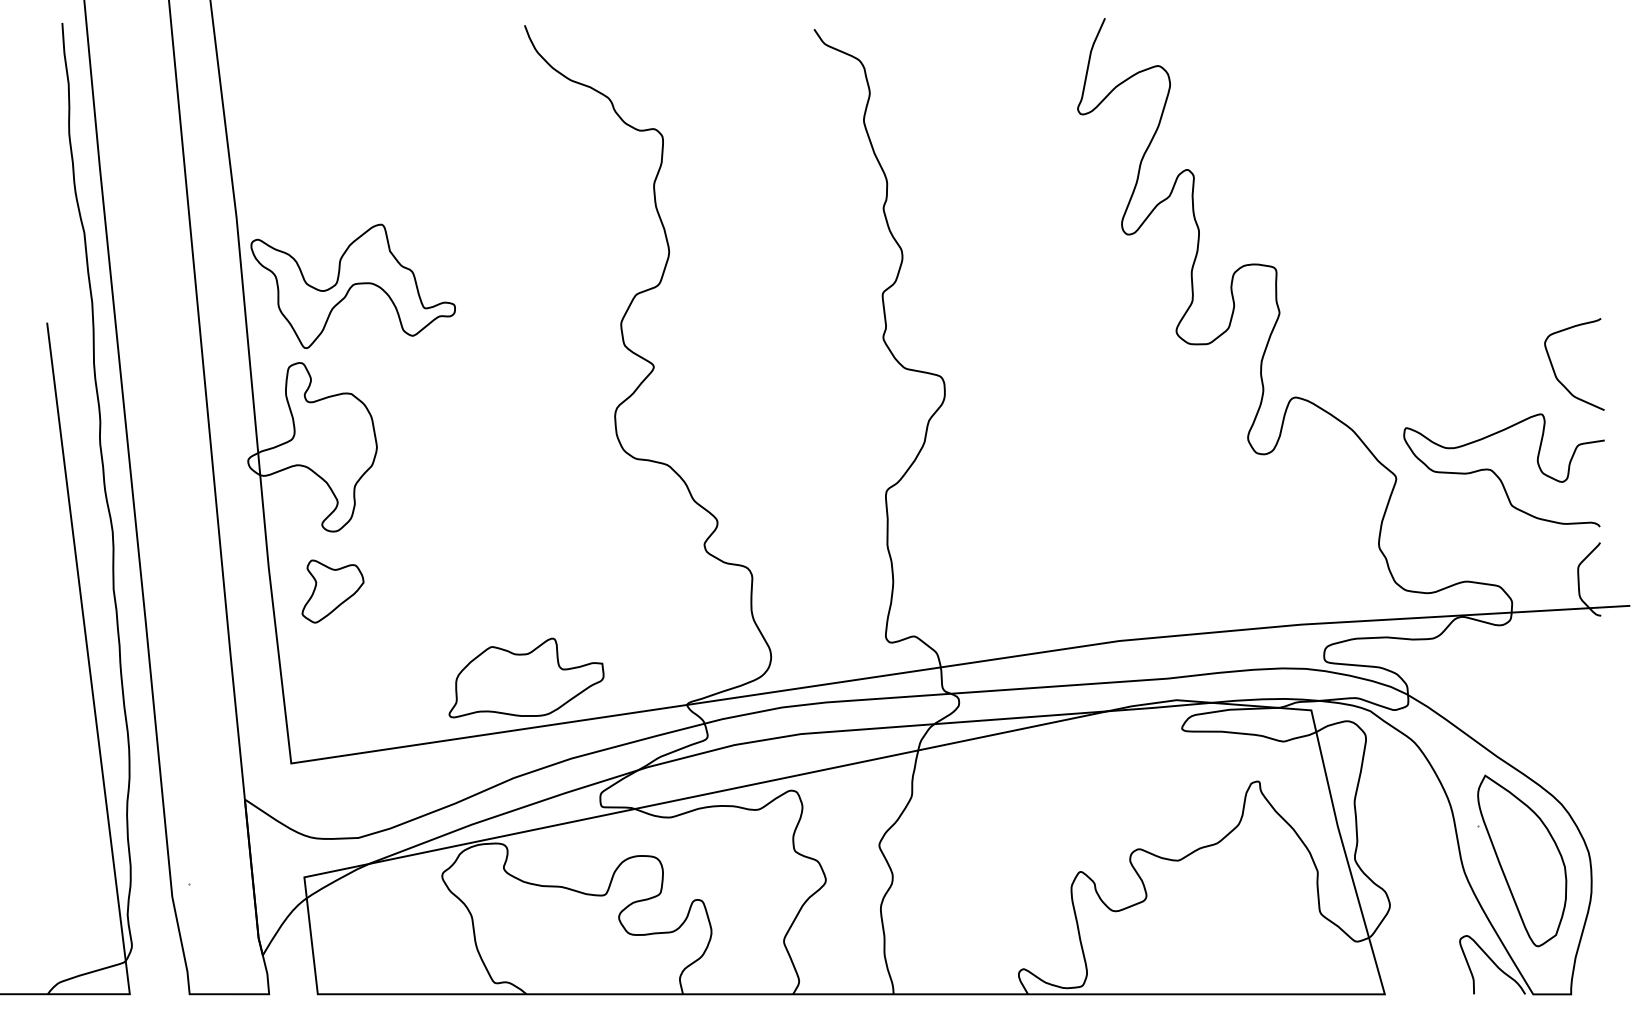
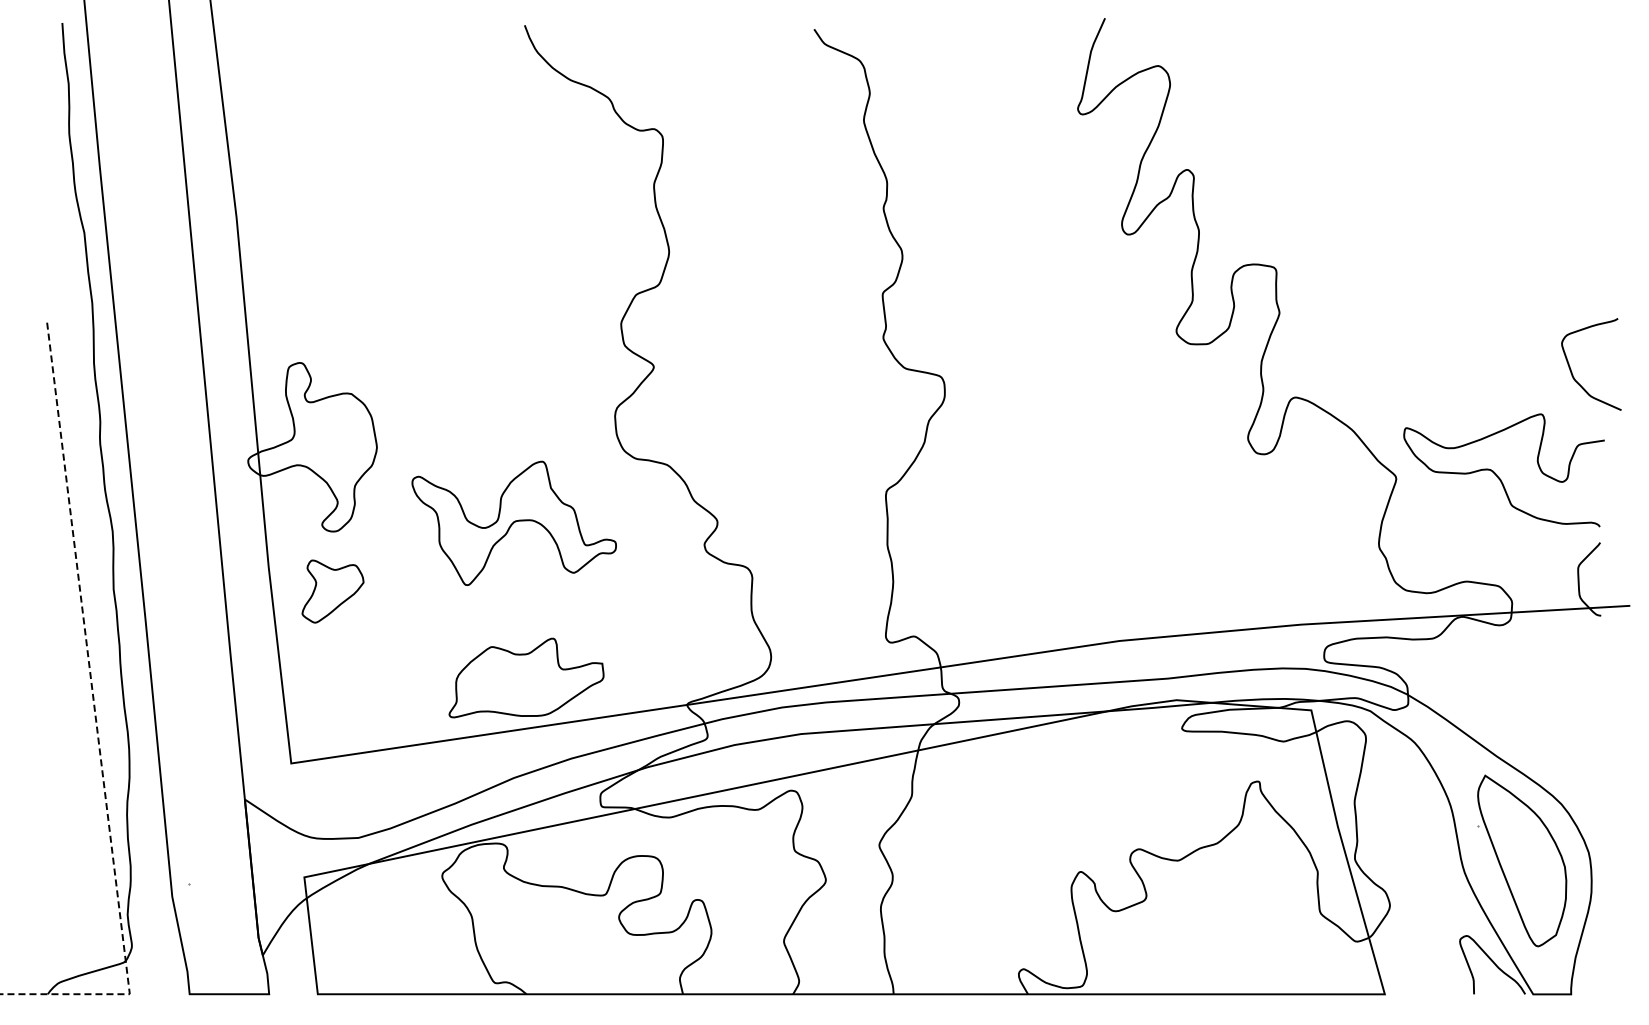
part position: (352, 285) -> (513, 522) (513, 522)
curve position: (1556, 374) -> (1573, 374) (1573, 374)
line: solid -> dashed (96, 723)
